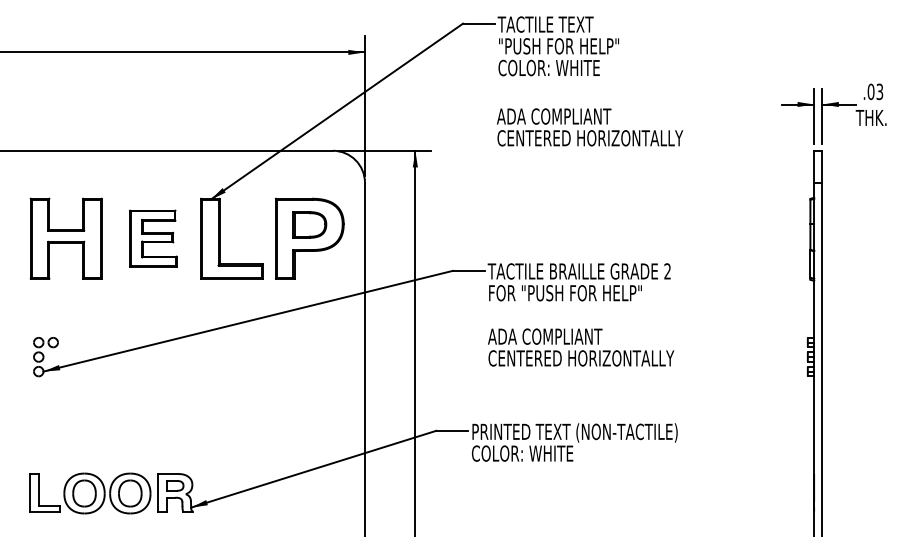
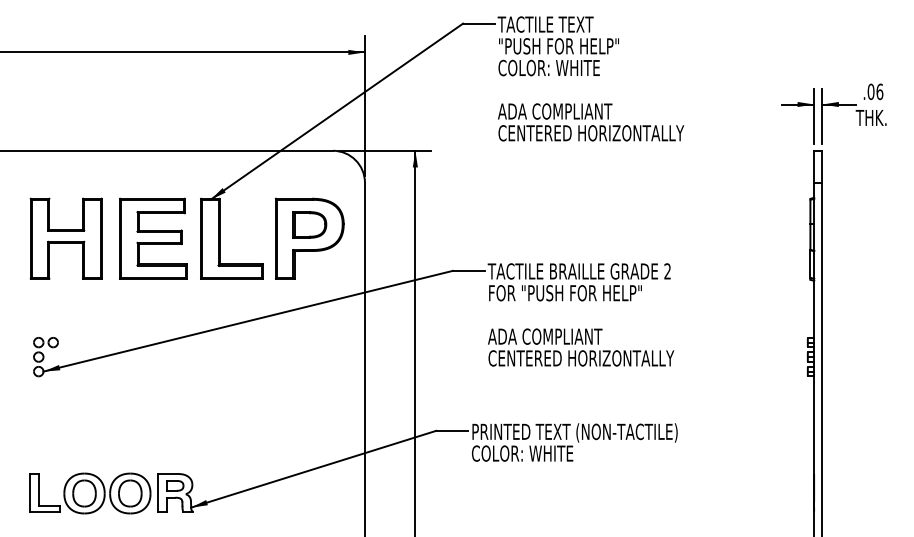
text: .03 -> .06 (879, 91)
text position: (590, 127) -> (591, 122) (591, 122)
part size: 49x59 px -> 69x83 px (153, 238)
